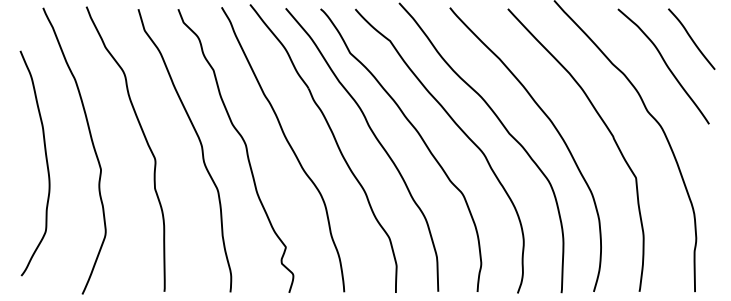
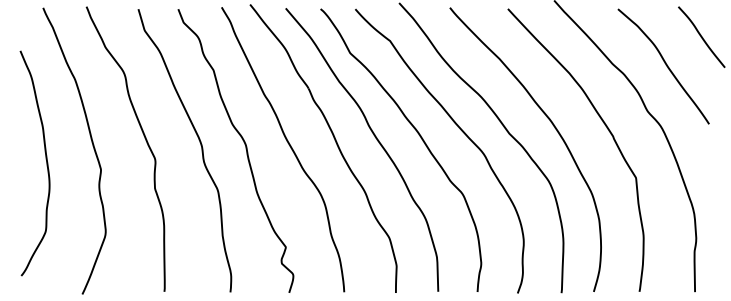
curve position: (691, 38) -> (701, 36) (701, 36)
